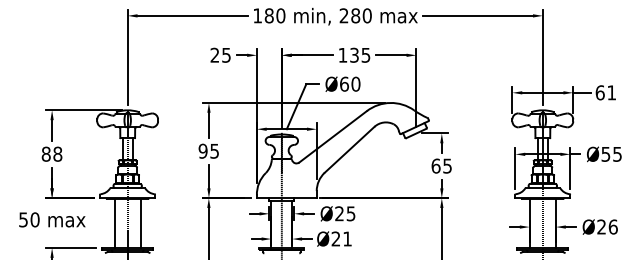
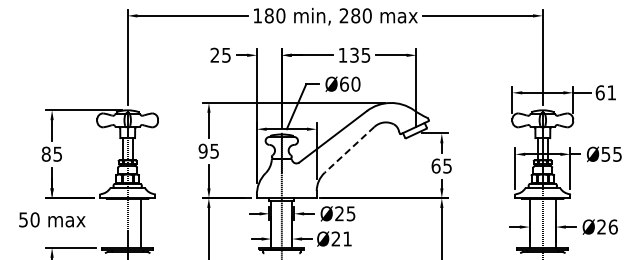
line: solid -> dashed (349, 149)
text: 88 -> 85 (57, 153)
line: present -> none (114, 223)
